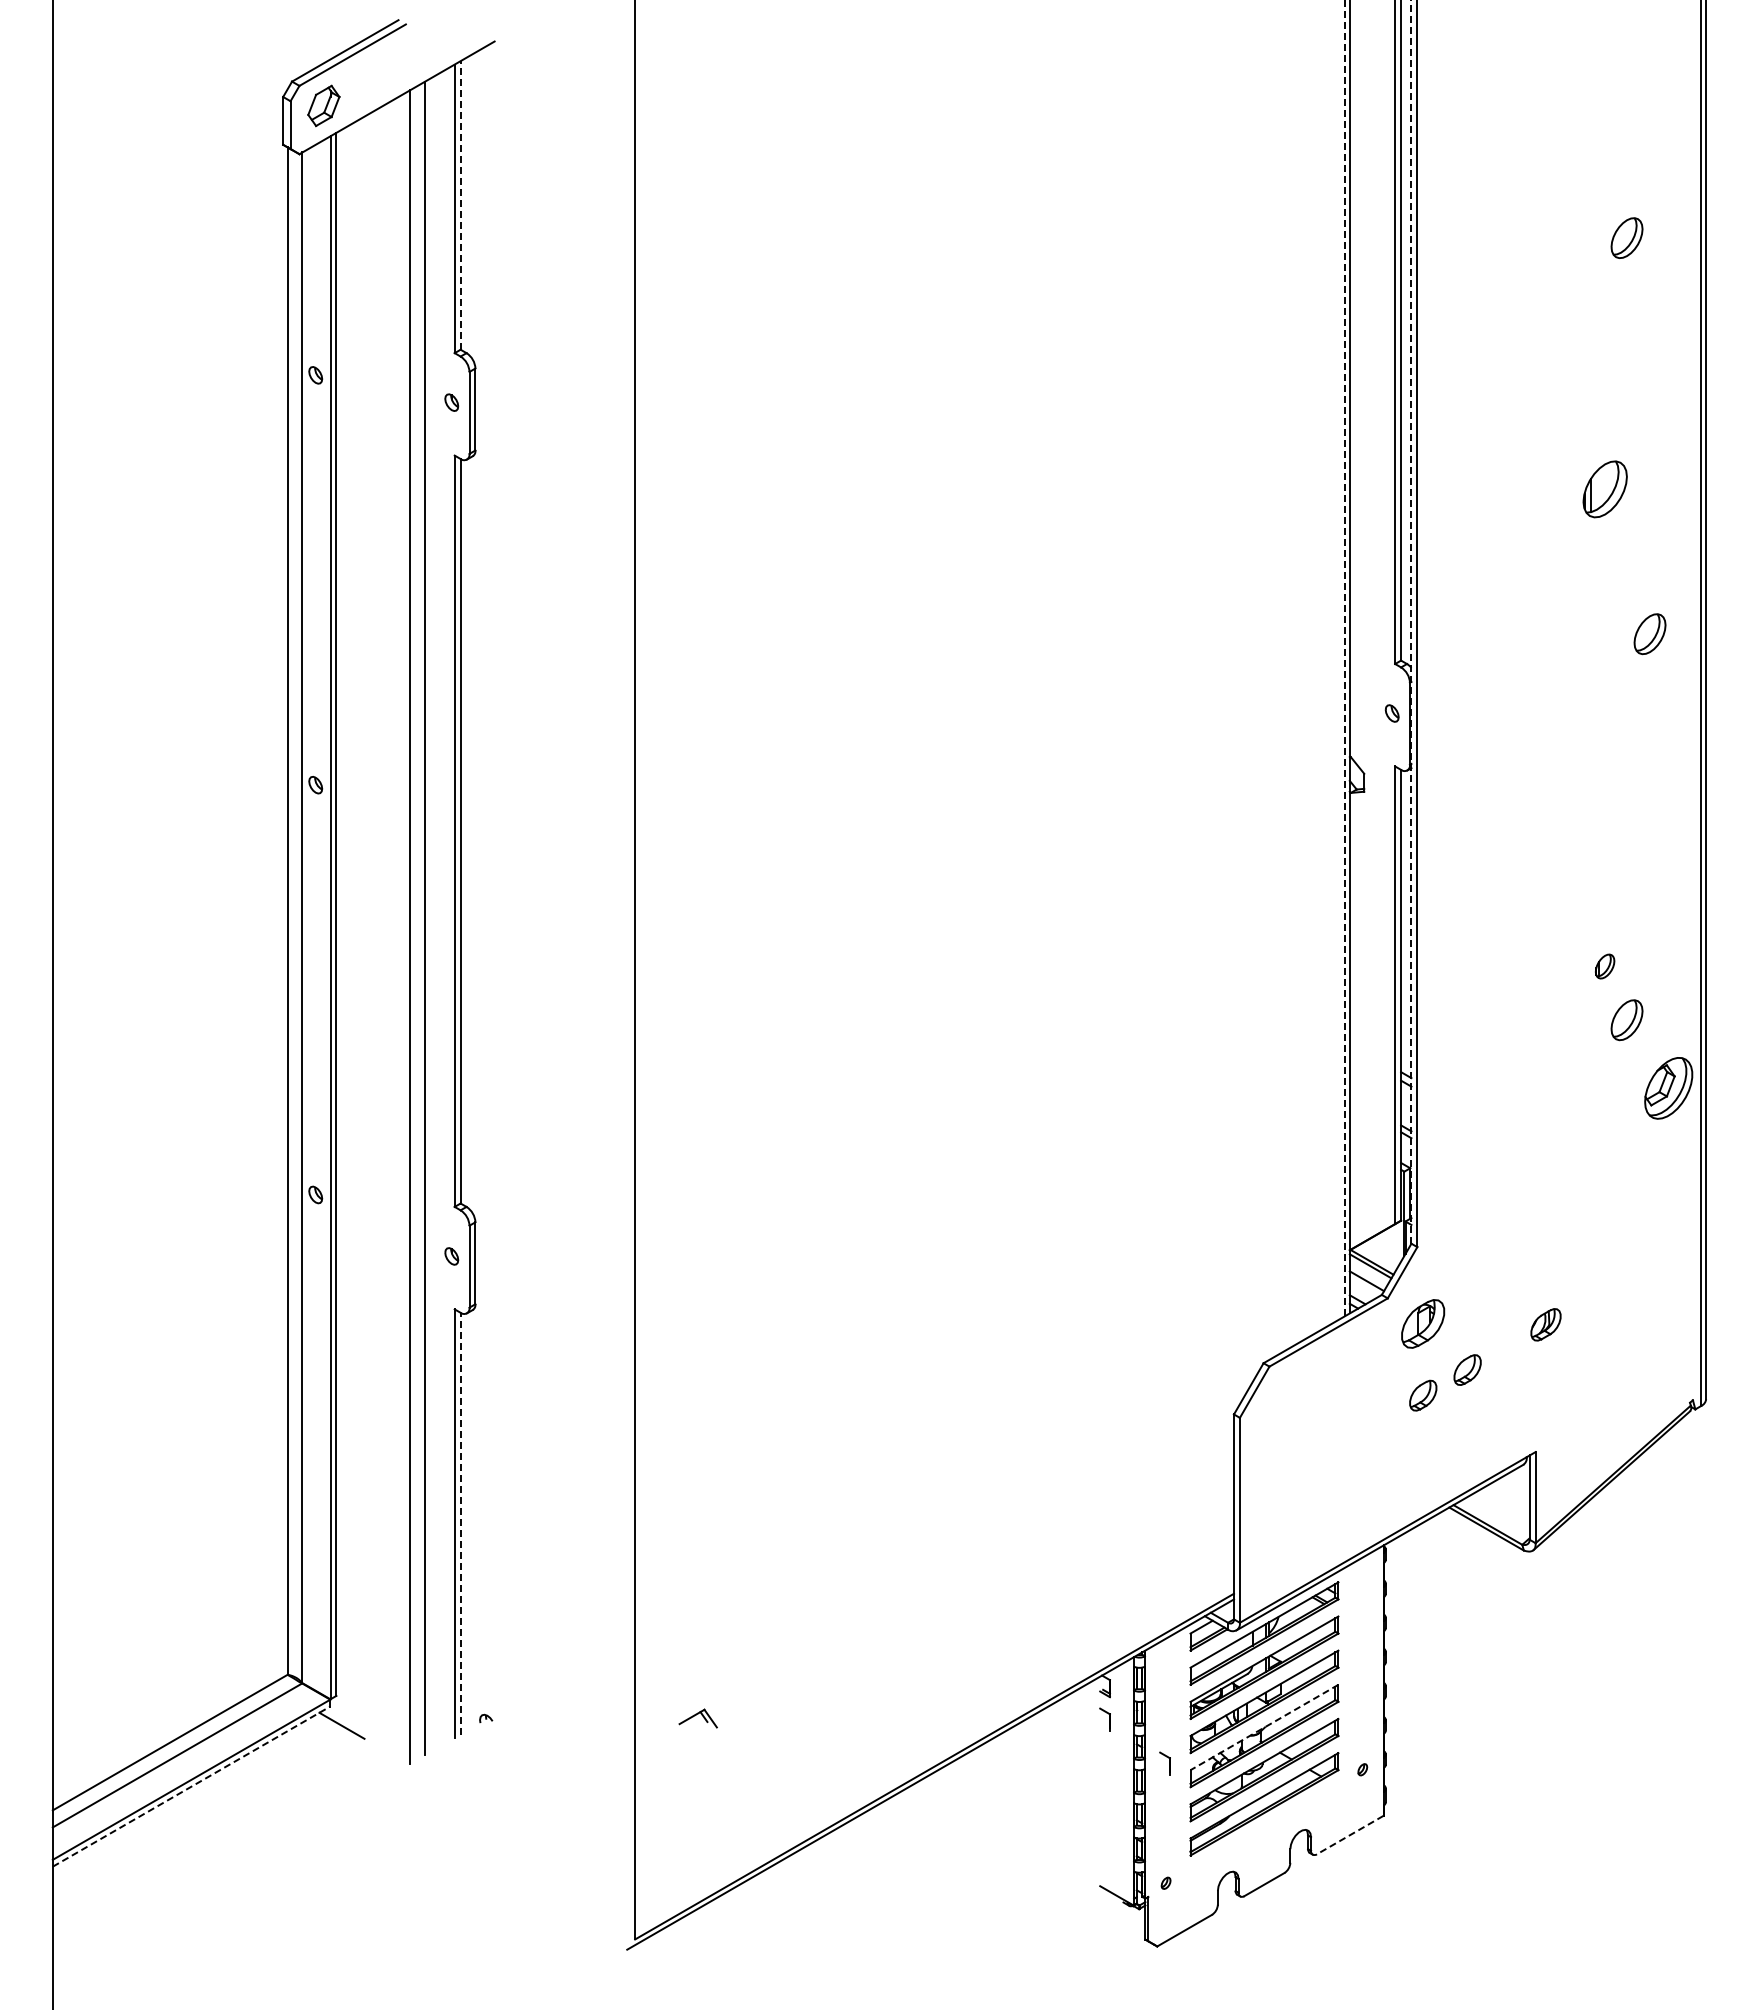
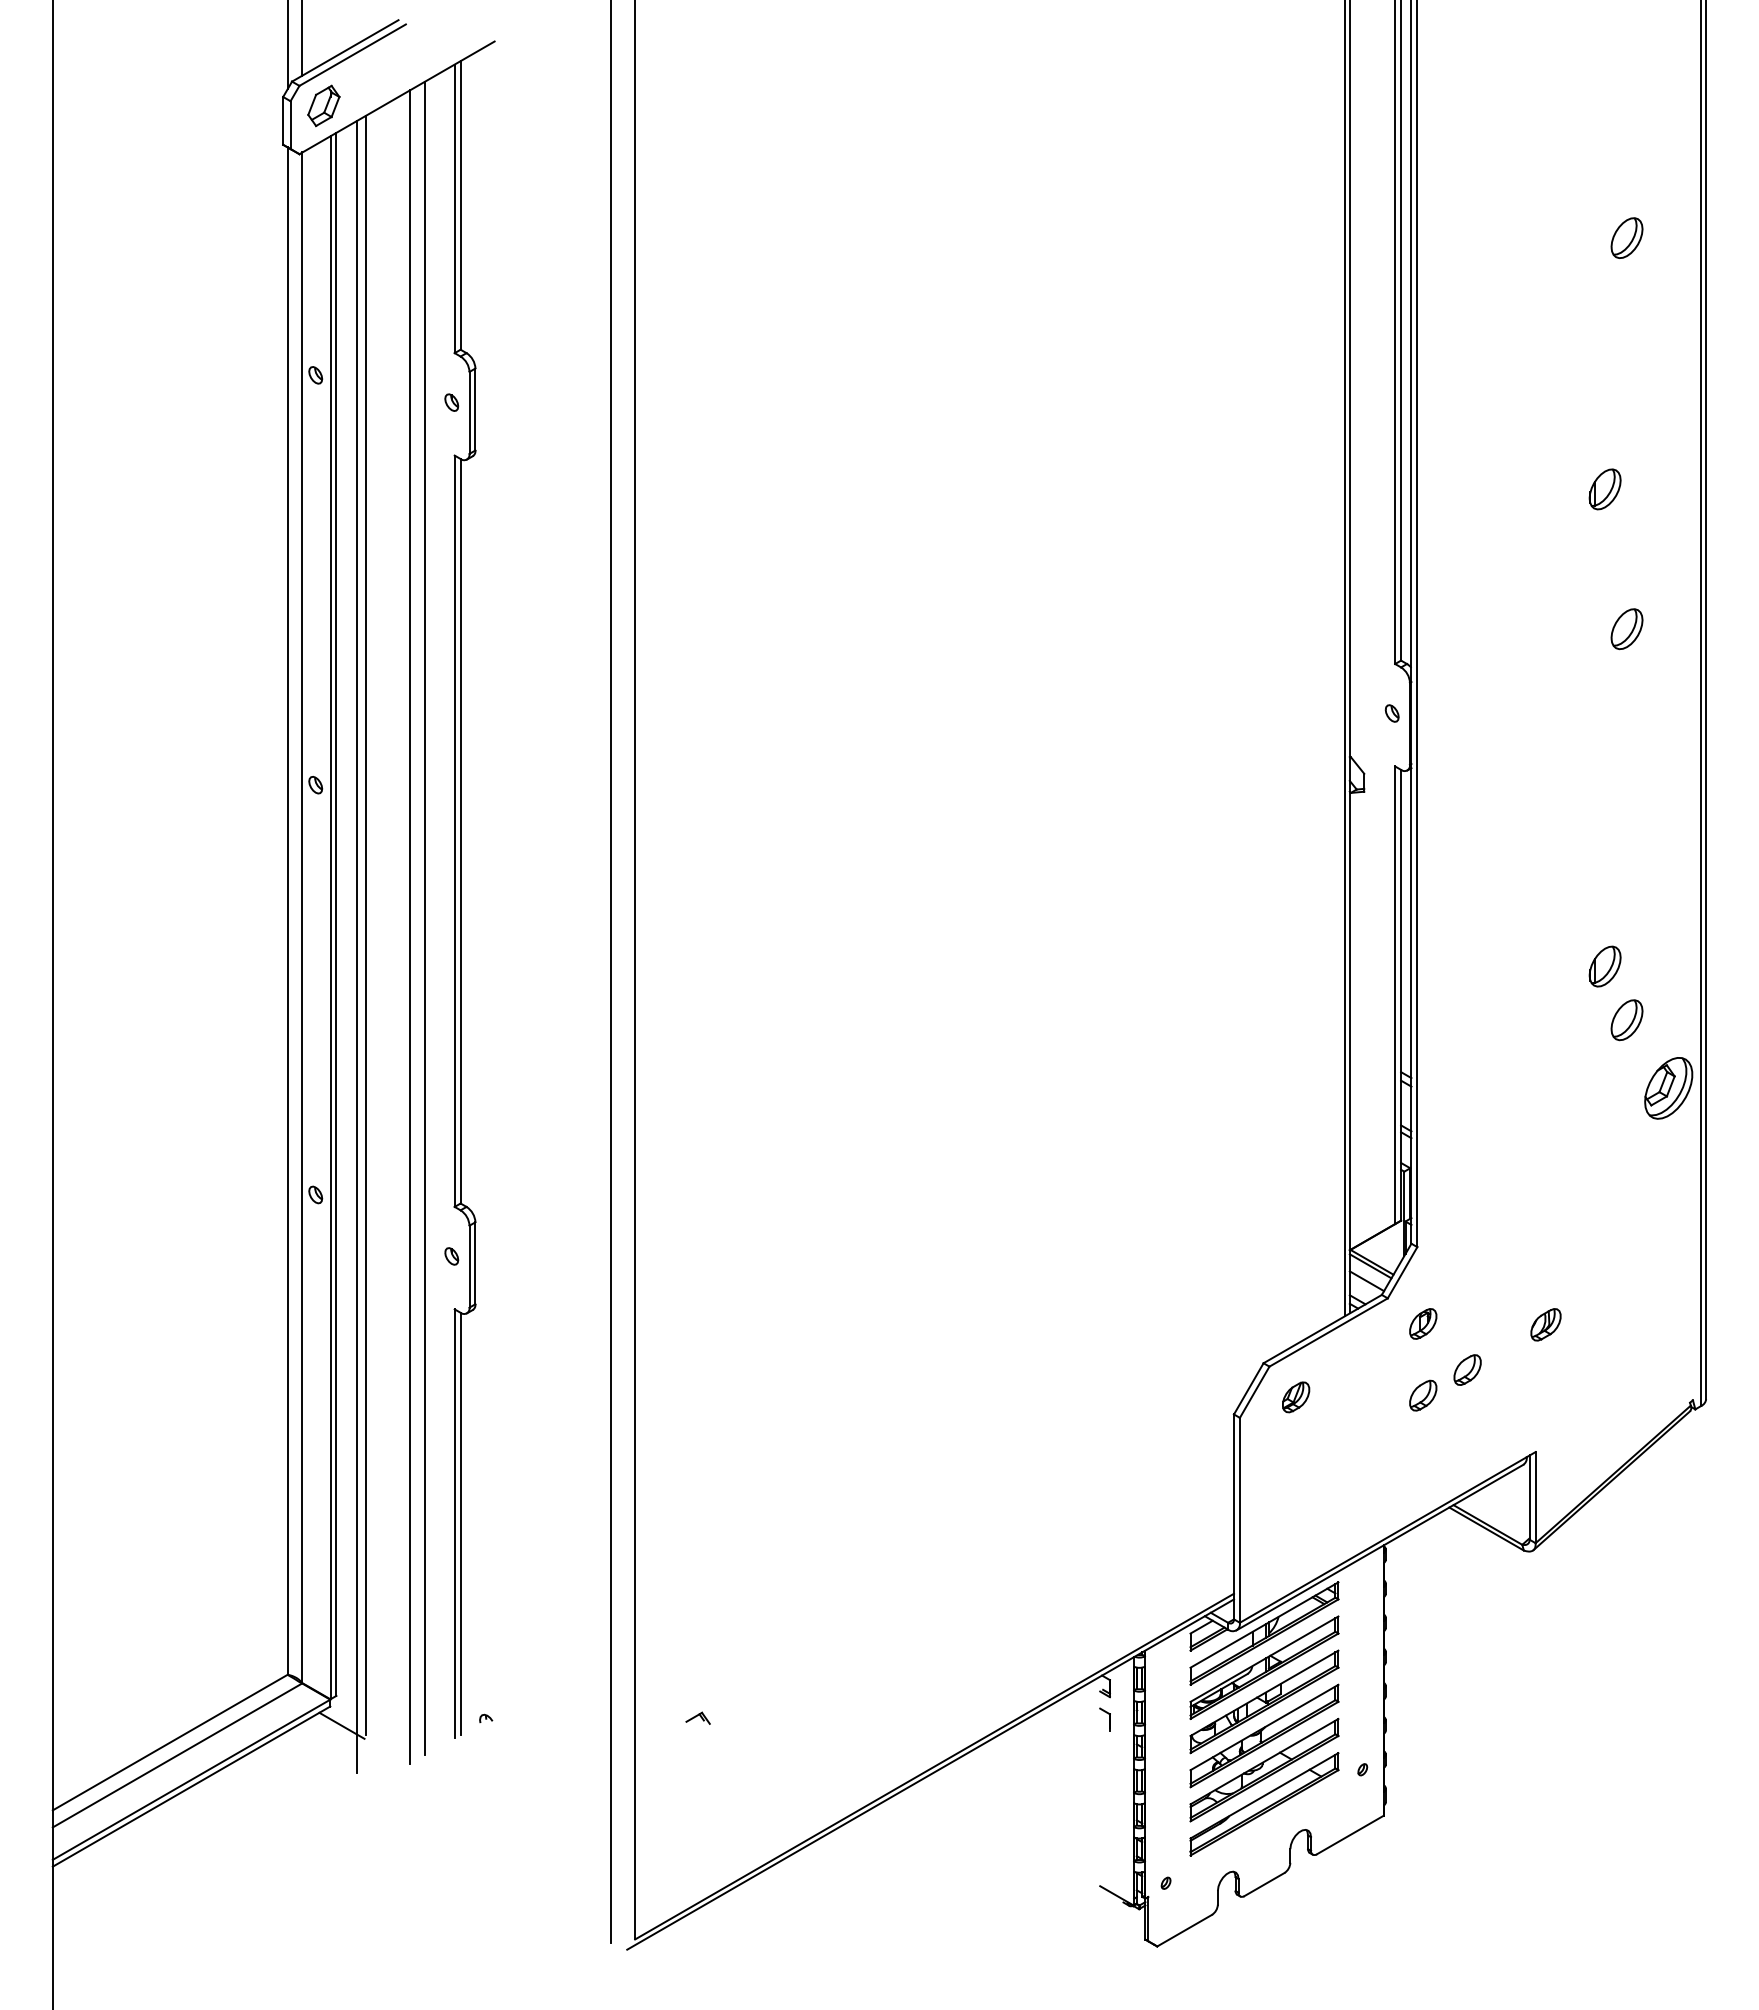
line: none -> present (302, 38)
line: none -> present (287, 45)
line: dashed -> solid (460, 204)
part size: 46x59 px -> 34x43 px (1604, 489)
line: dashed -> solid (1411, 621)
part position: (1649, 634) -> (1626, 629) (1626, 629)
line: dashed -> solid (1344, 658)
line: none -> present (366, 924)
line: none -> present (357, 946)
part size: 21x27 px -> 34x43 px (1604, 966)
line: none -> present (611, 972)
part size: 45x50 px -> 29x32 px (1423, 1323)
part: none -> present (1296, 1397)
line: dashed -> solid (460, 1523)
part size: 40x21 px -> 26x14 px (697, 1717)
line: dashed -> solid (1264, 1727)
part: present -> none (1164, 1763)
line: dashed -> solid (192, 1786)
line: dashed -> solid (1349, 1835)
